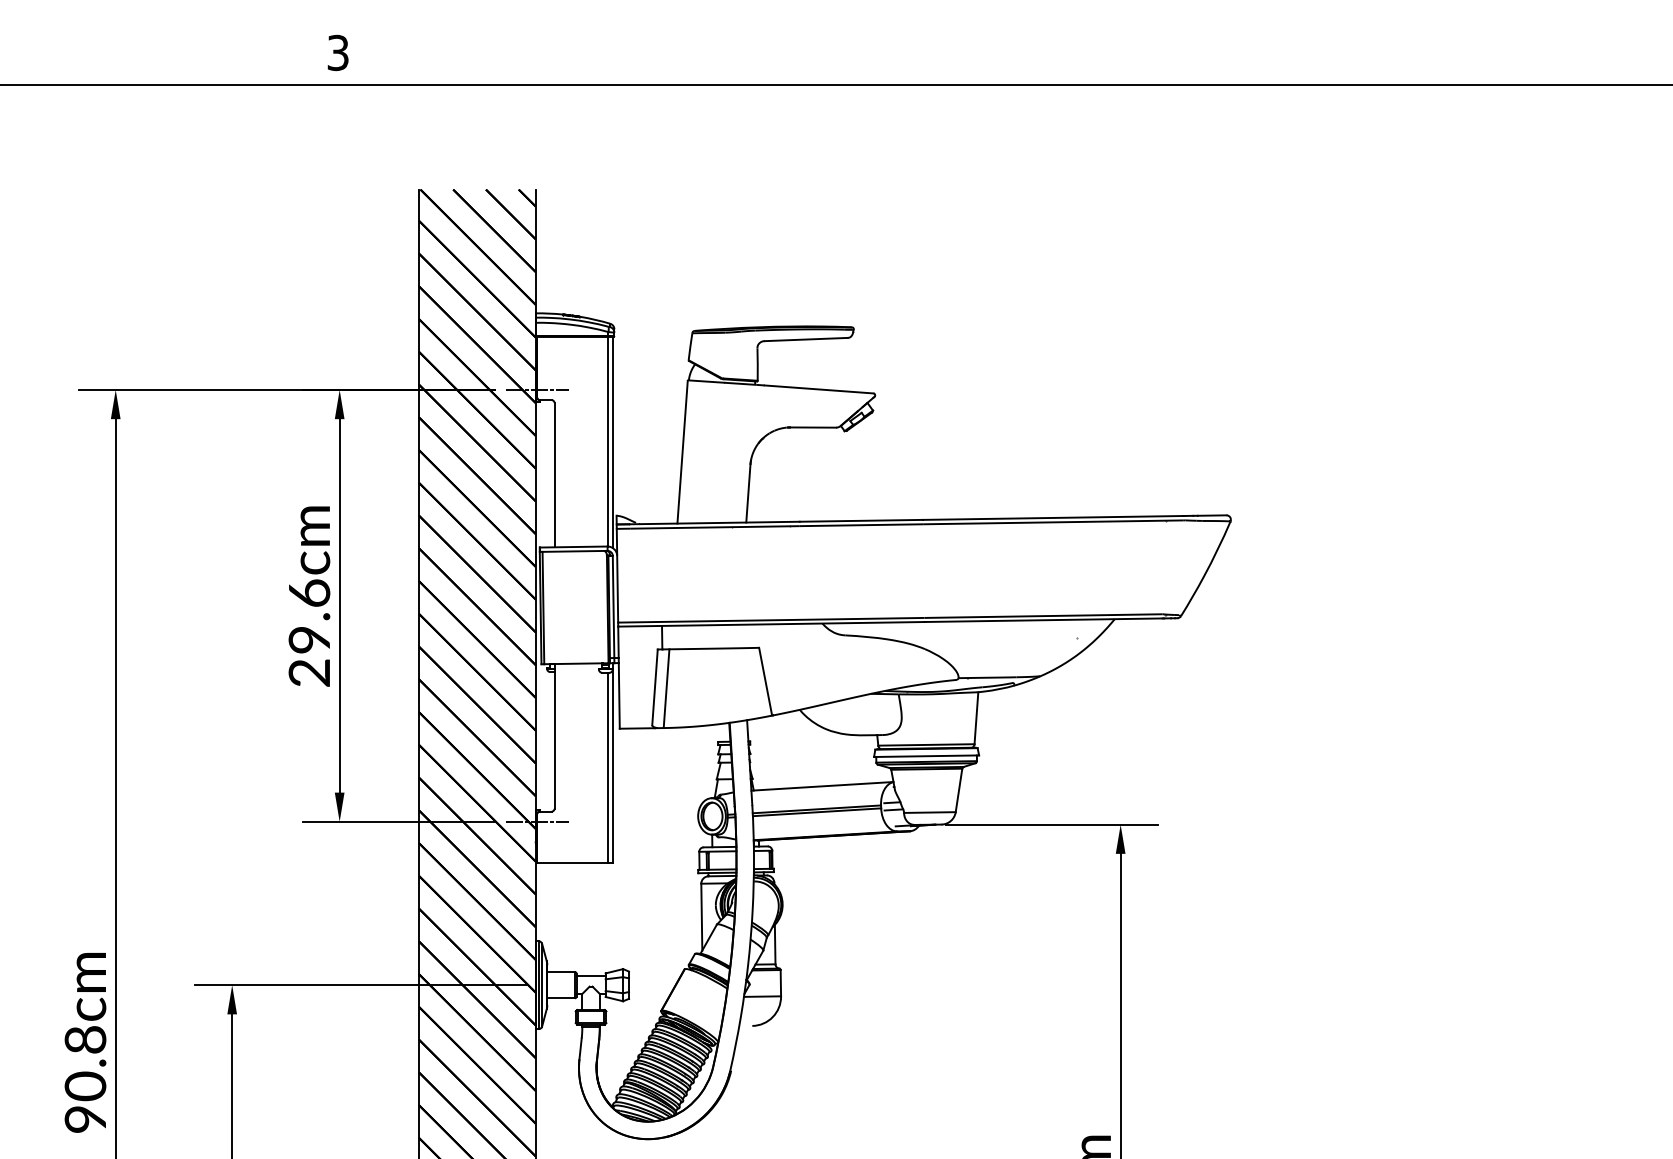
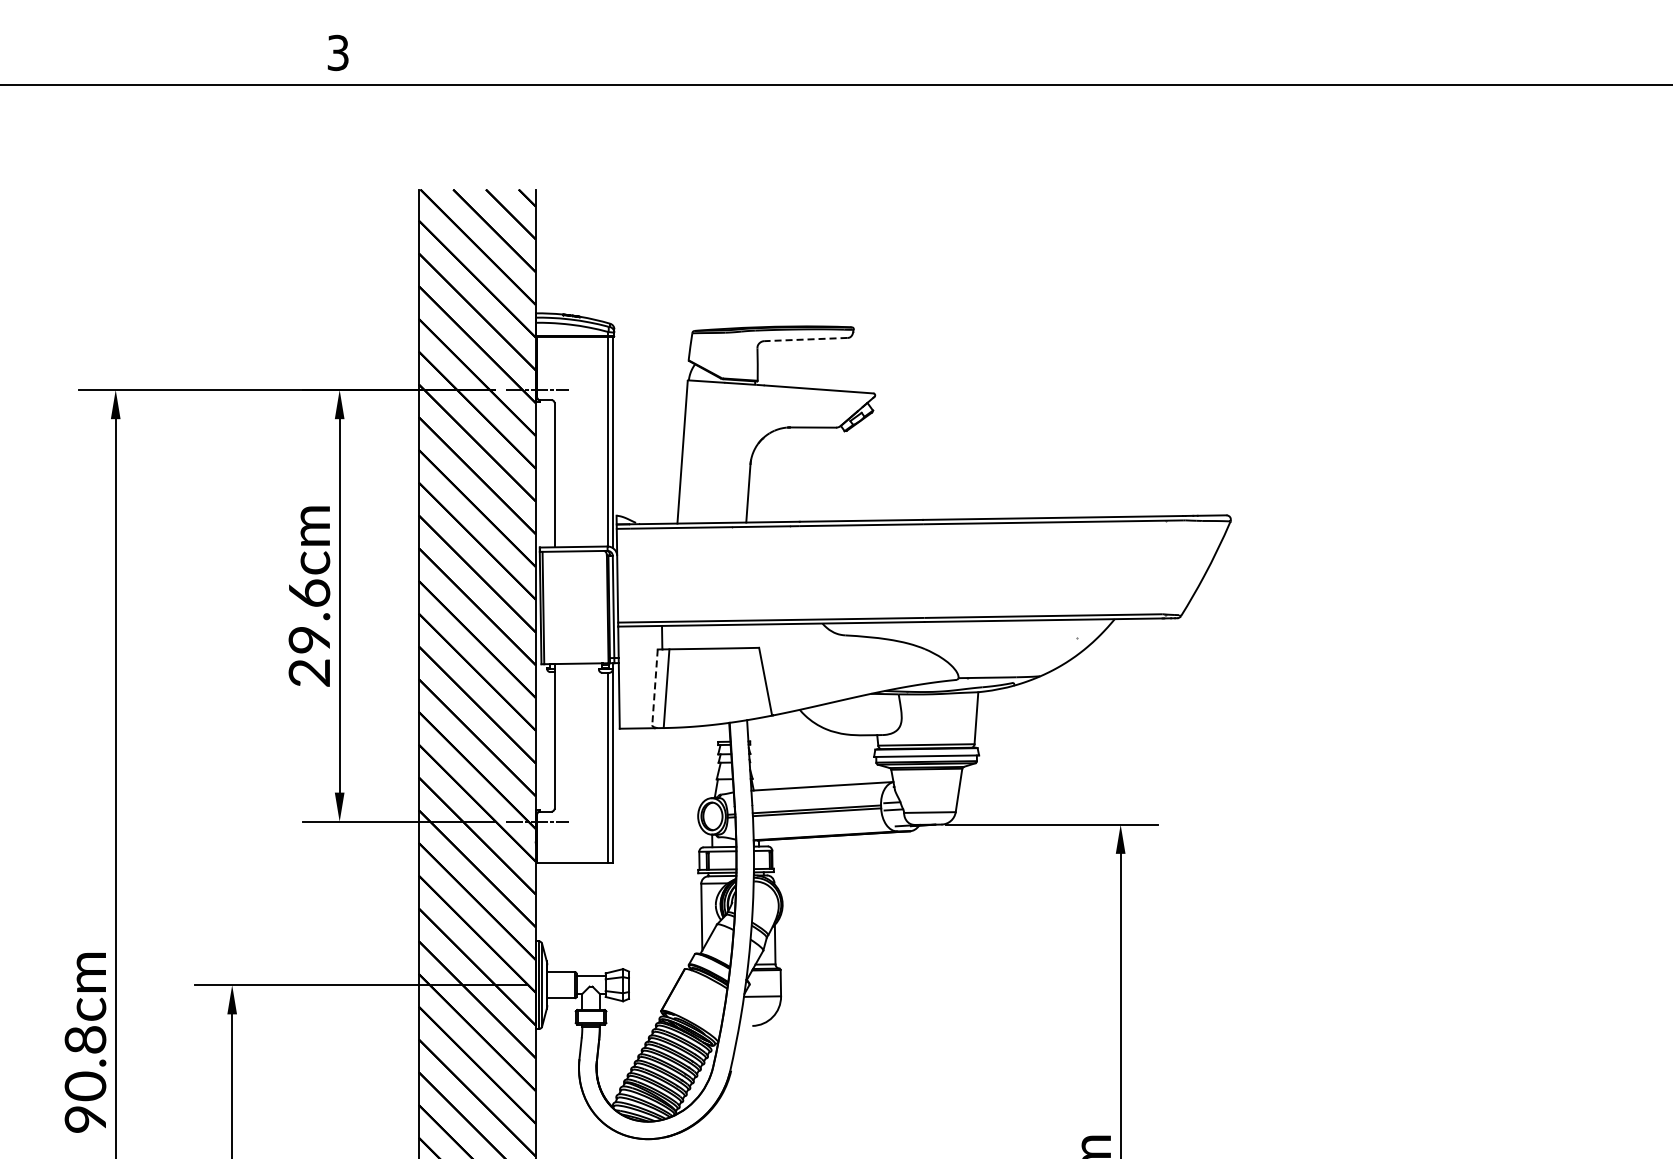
line: solid -> dashed (805, 339)
line: solid -> dashed (655, 687)
